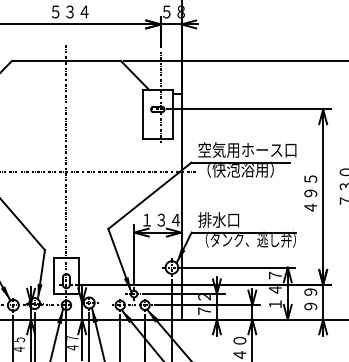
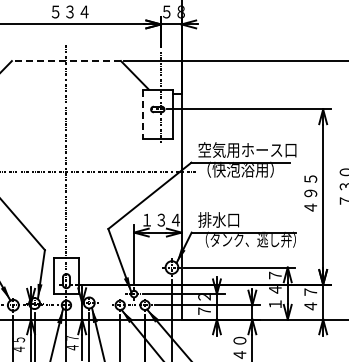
line: solid -> dashed (66, 61)
line: solid -> dashed (142, 114)
text: ９９ -> ４７ (310, 299)
